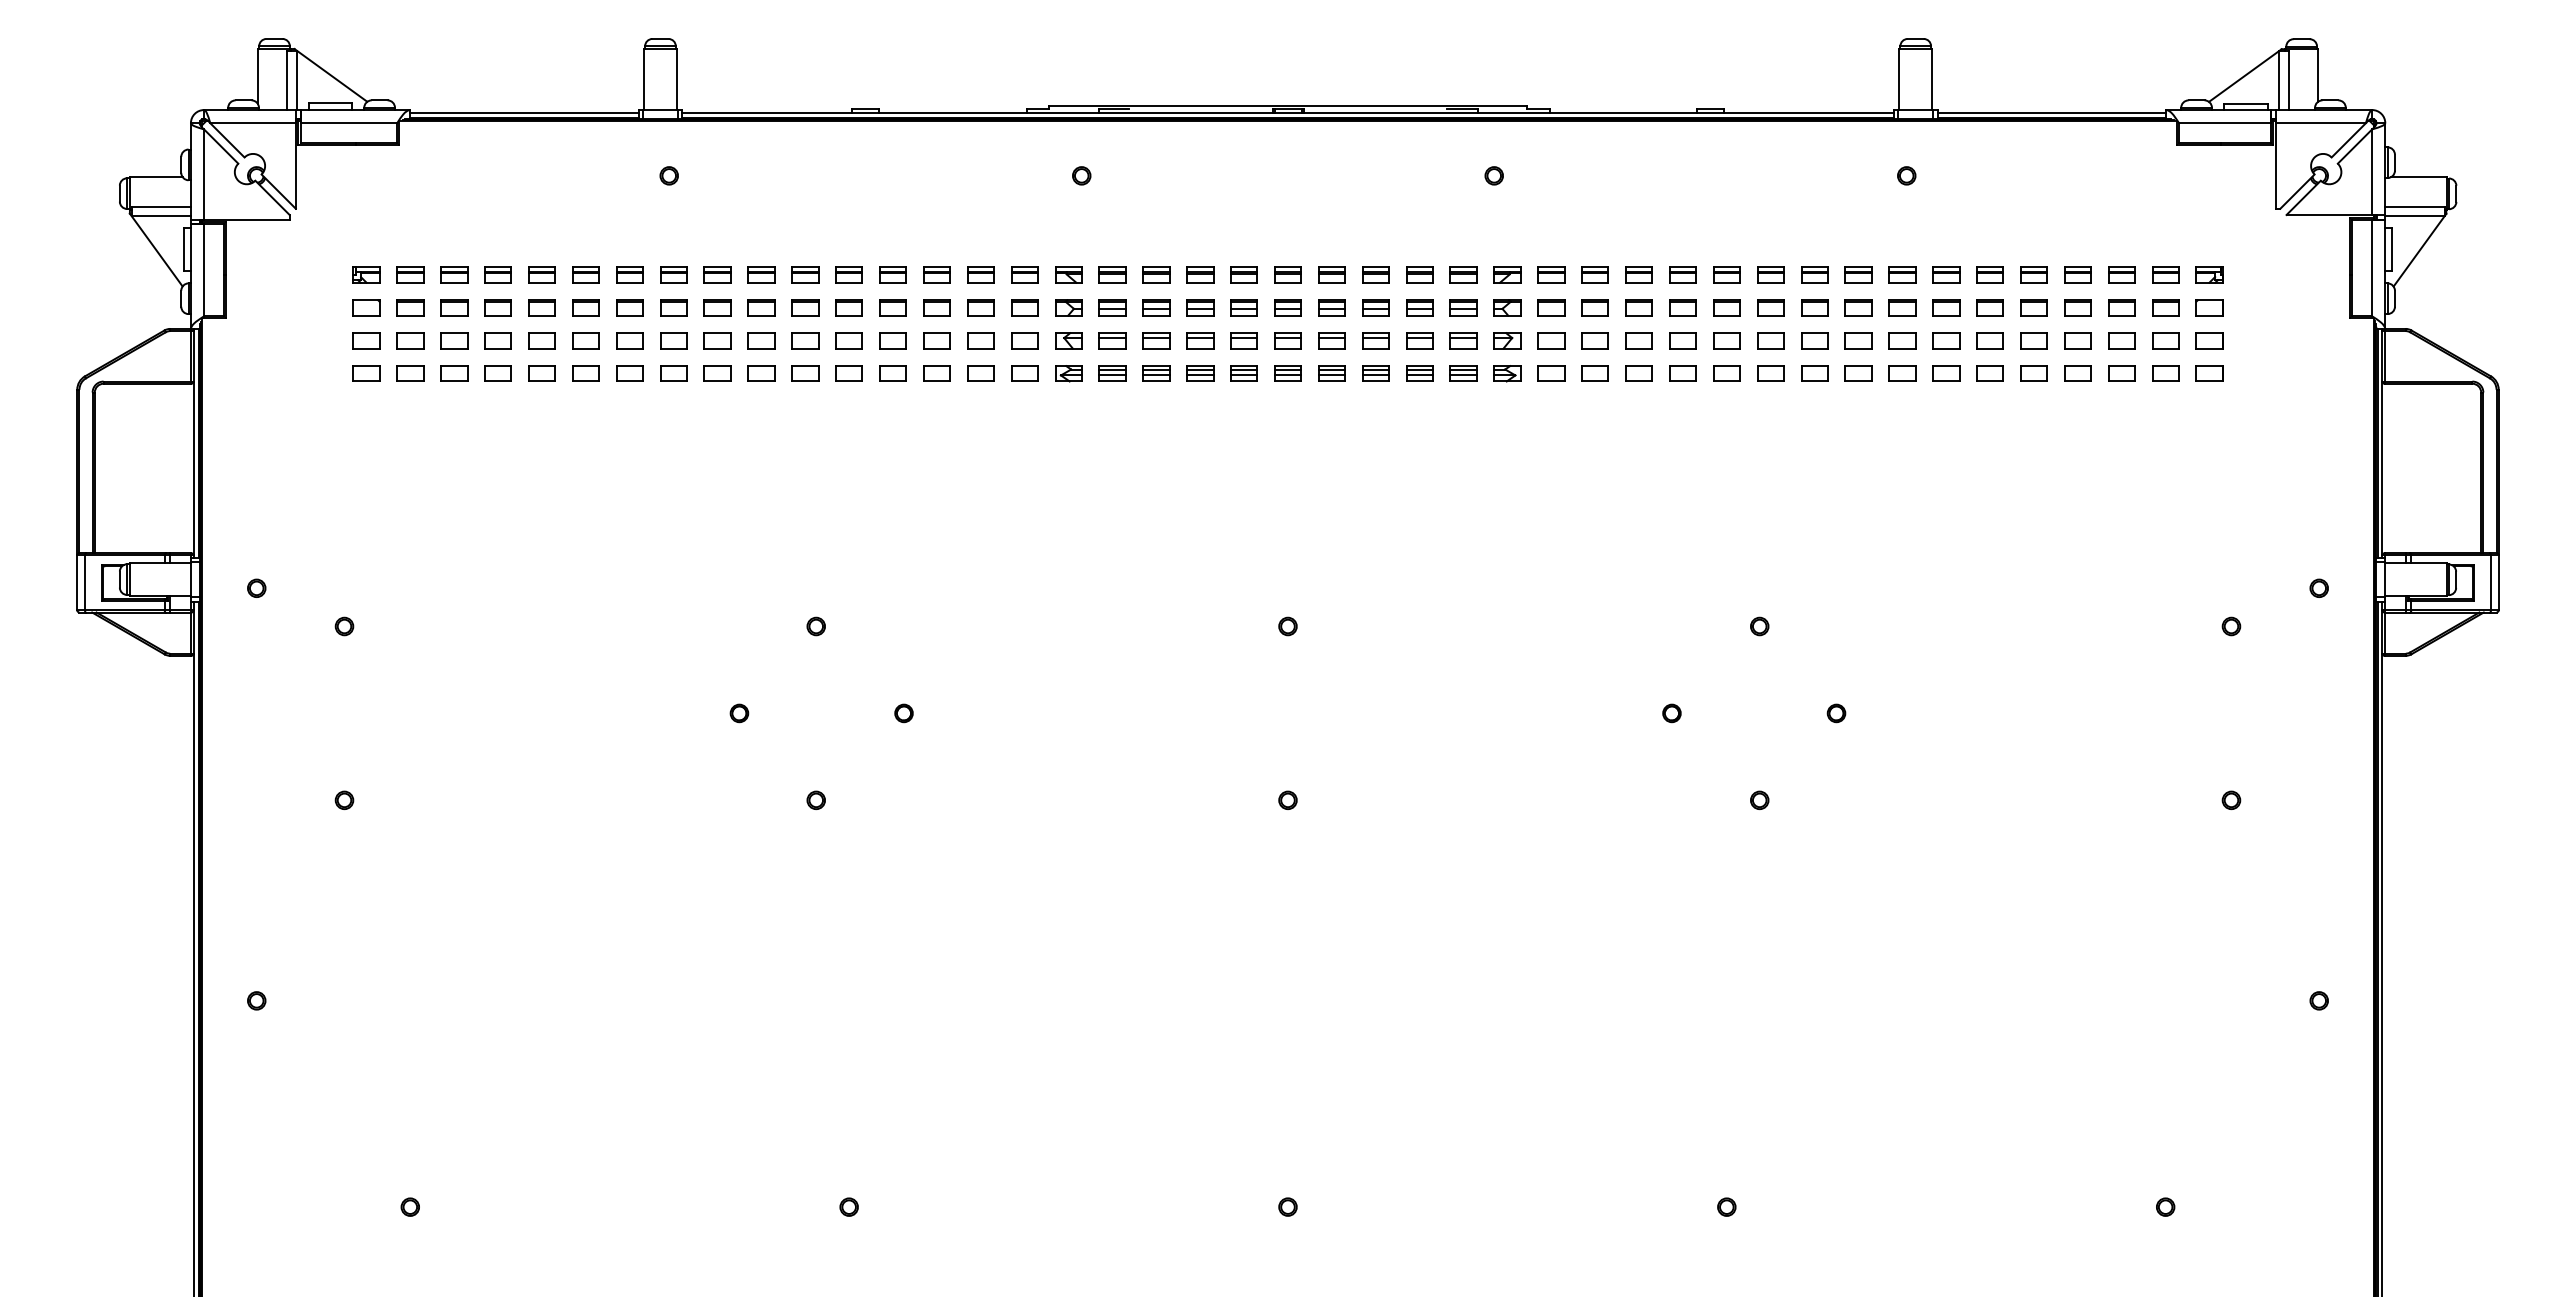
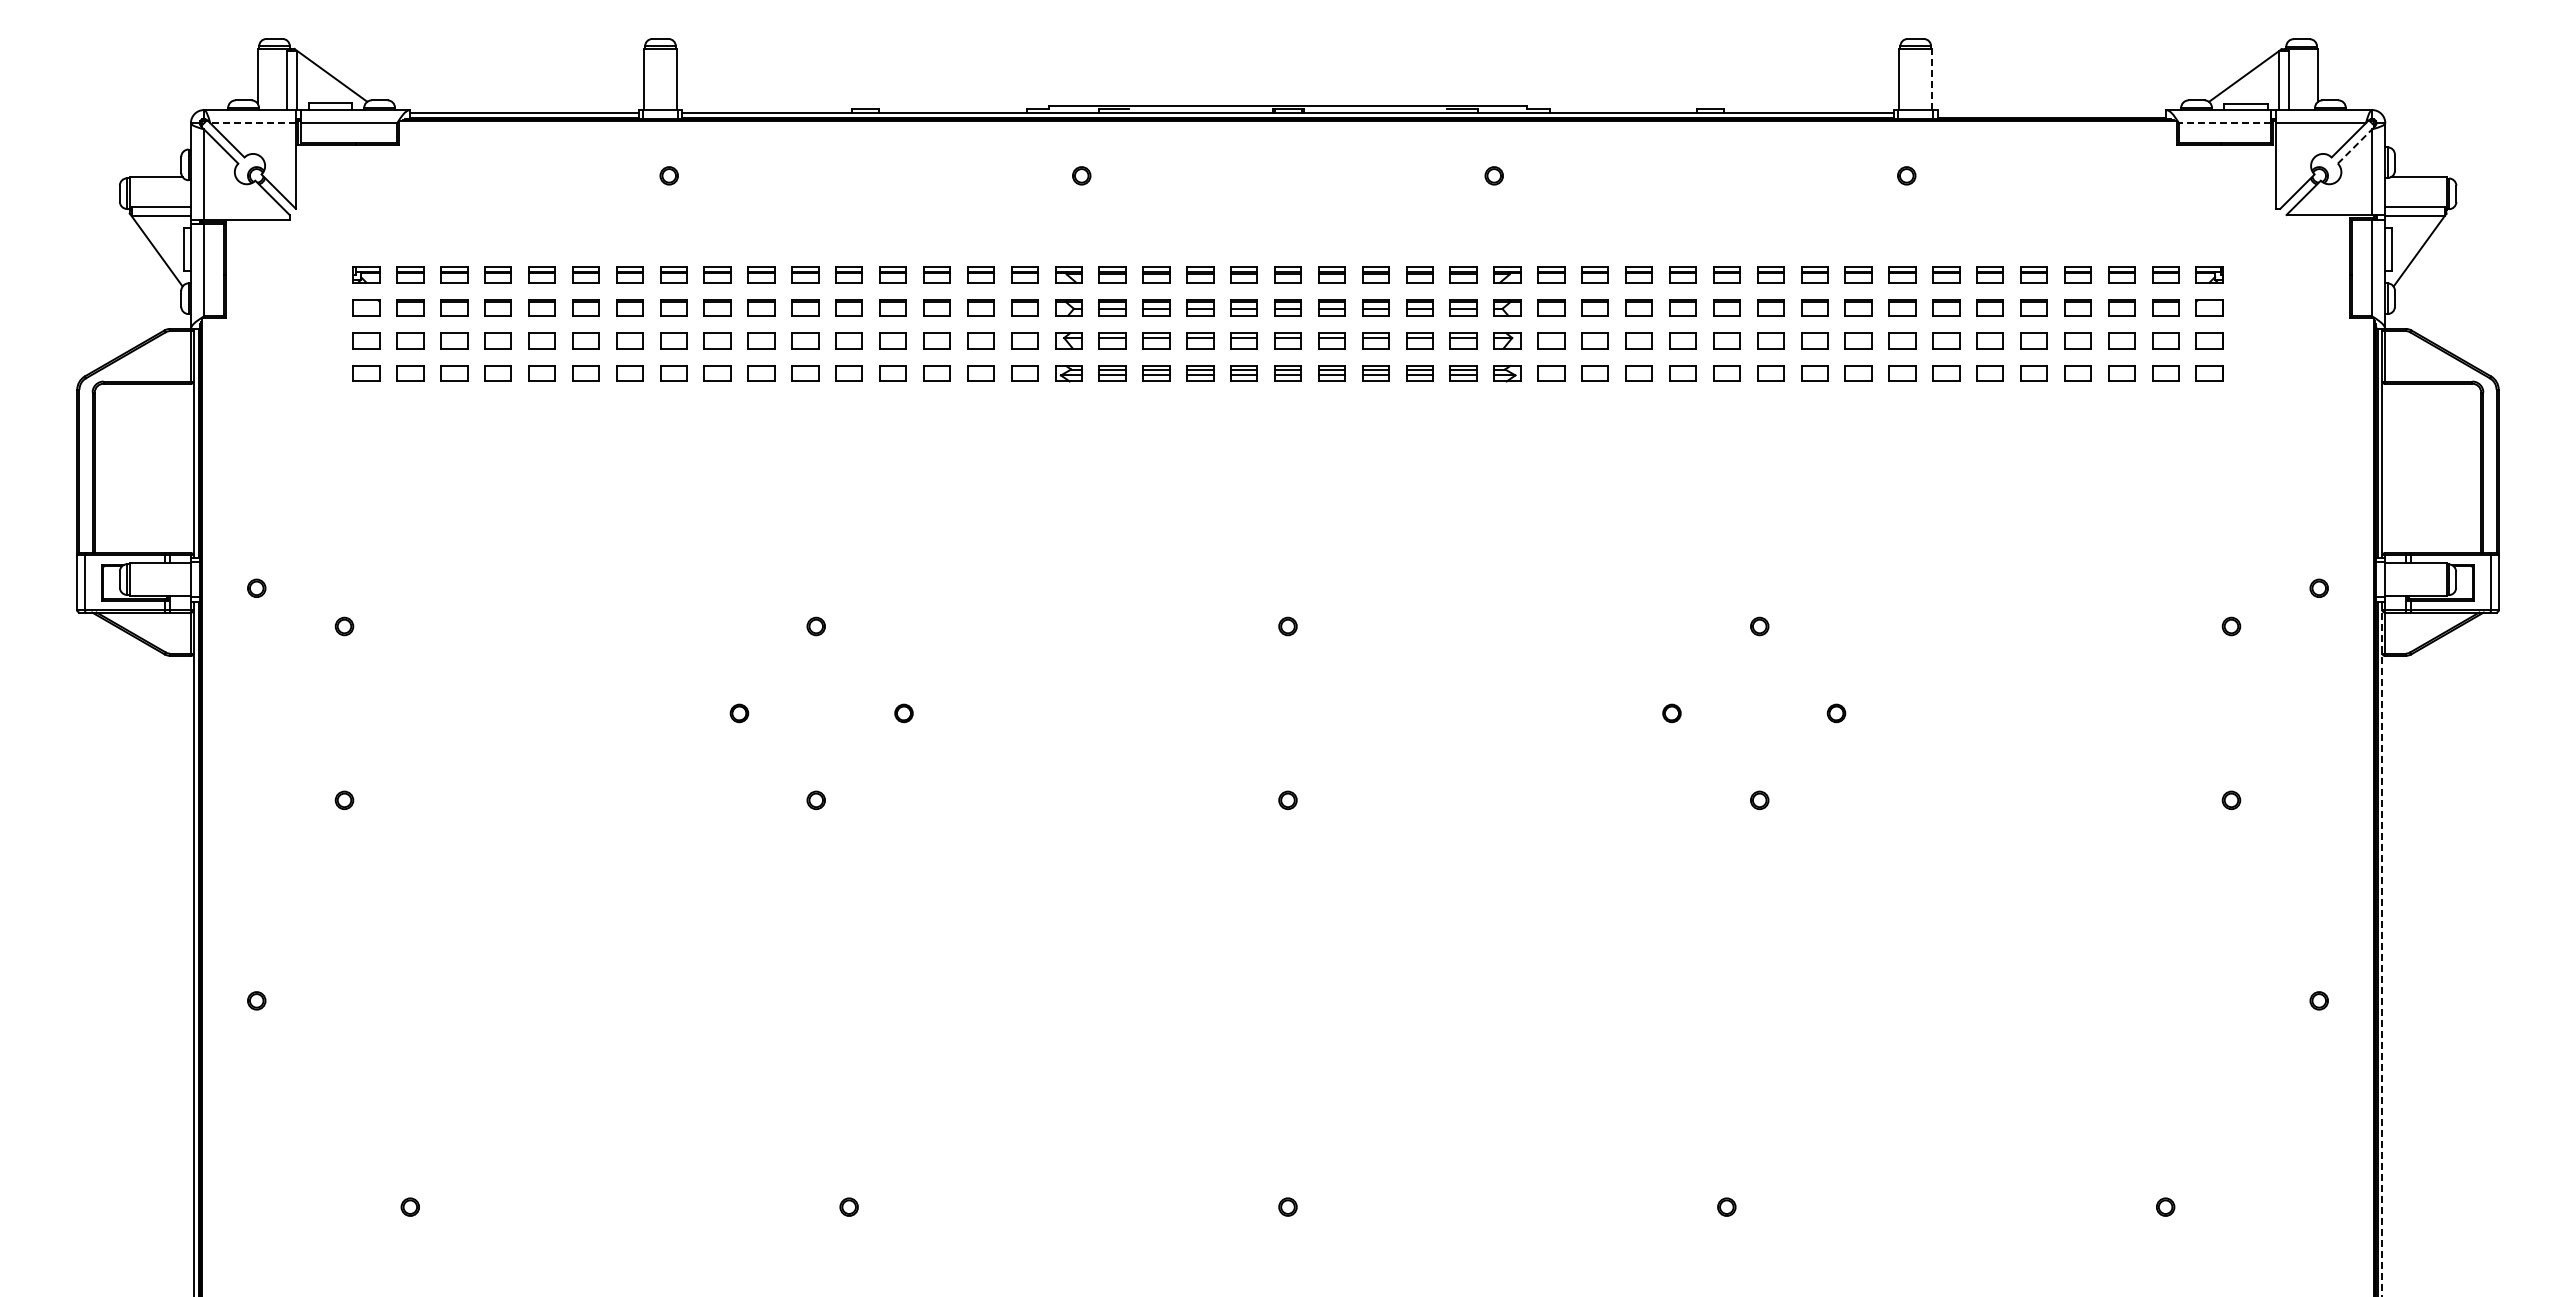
line: solid -> dashed (1932, 79)
line: present -> none (2051, 112)
line: solid -> dashed (253, 123)
line: solid -> dashed (2224, 123)
line: solid -> dashed (2355, 146)
line: solid -> dashed (2382, 949)
